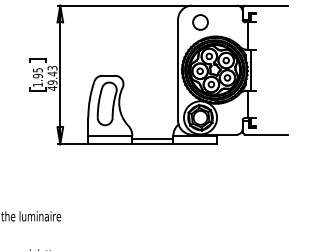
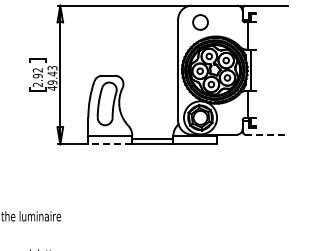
text: 1.95 -> 2.92 (37, 77)
line: solid -> dashed (267, 134)
line: solid -> dashed (110, 144)
